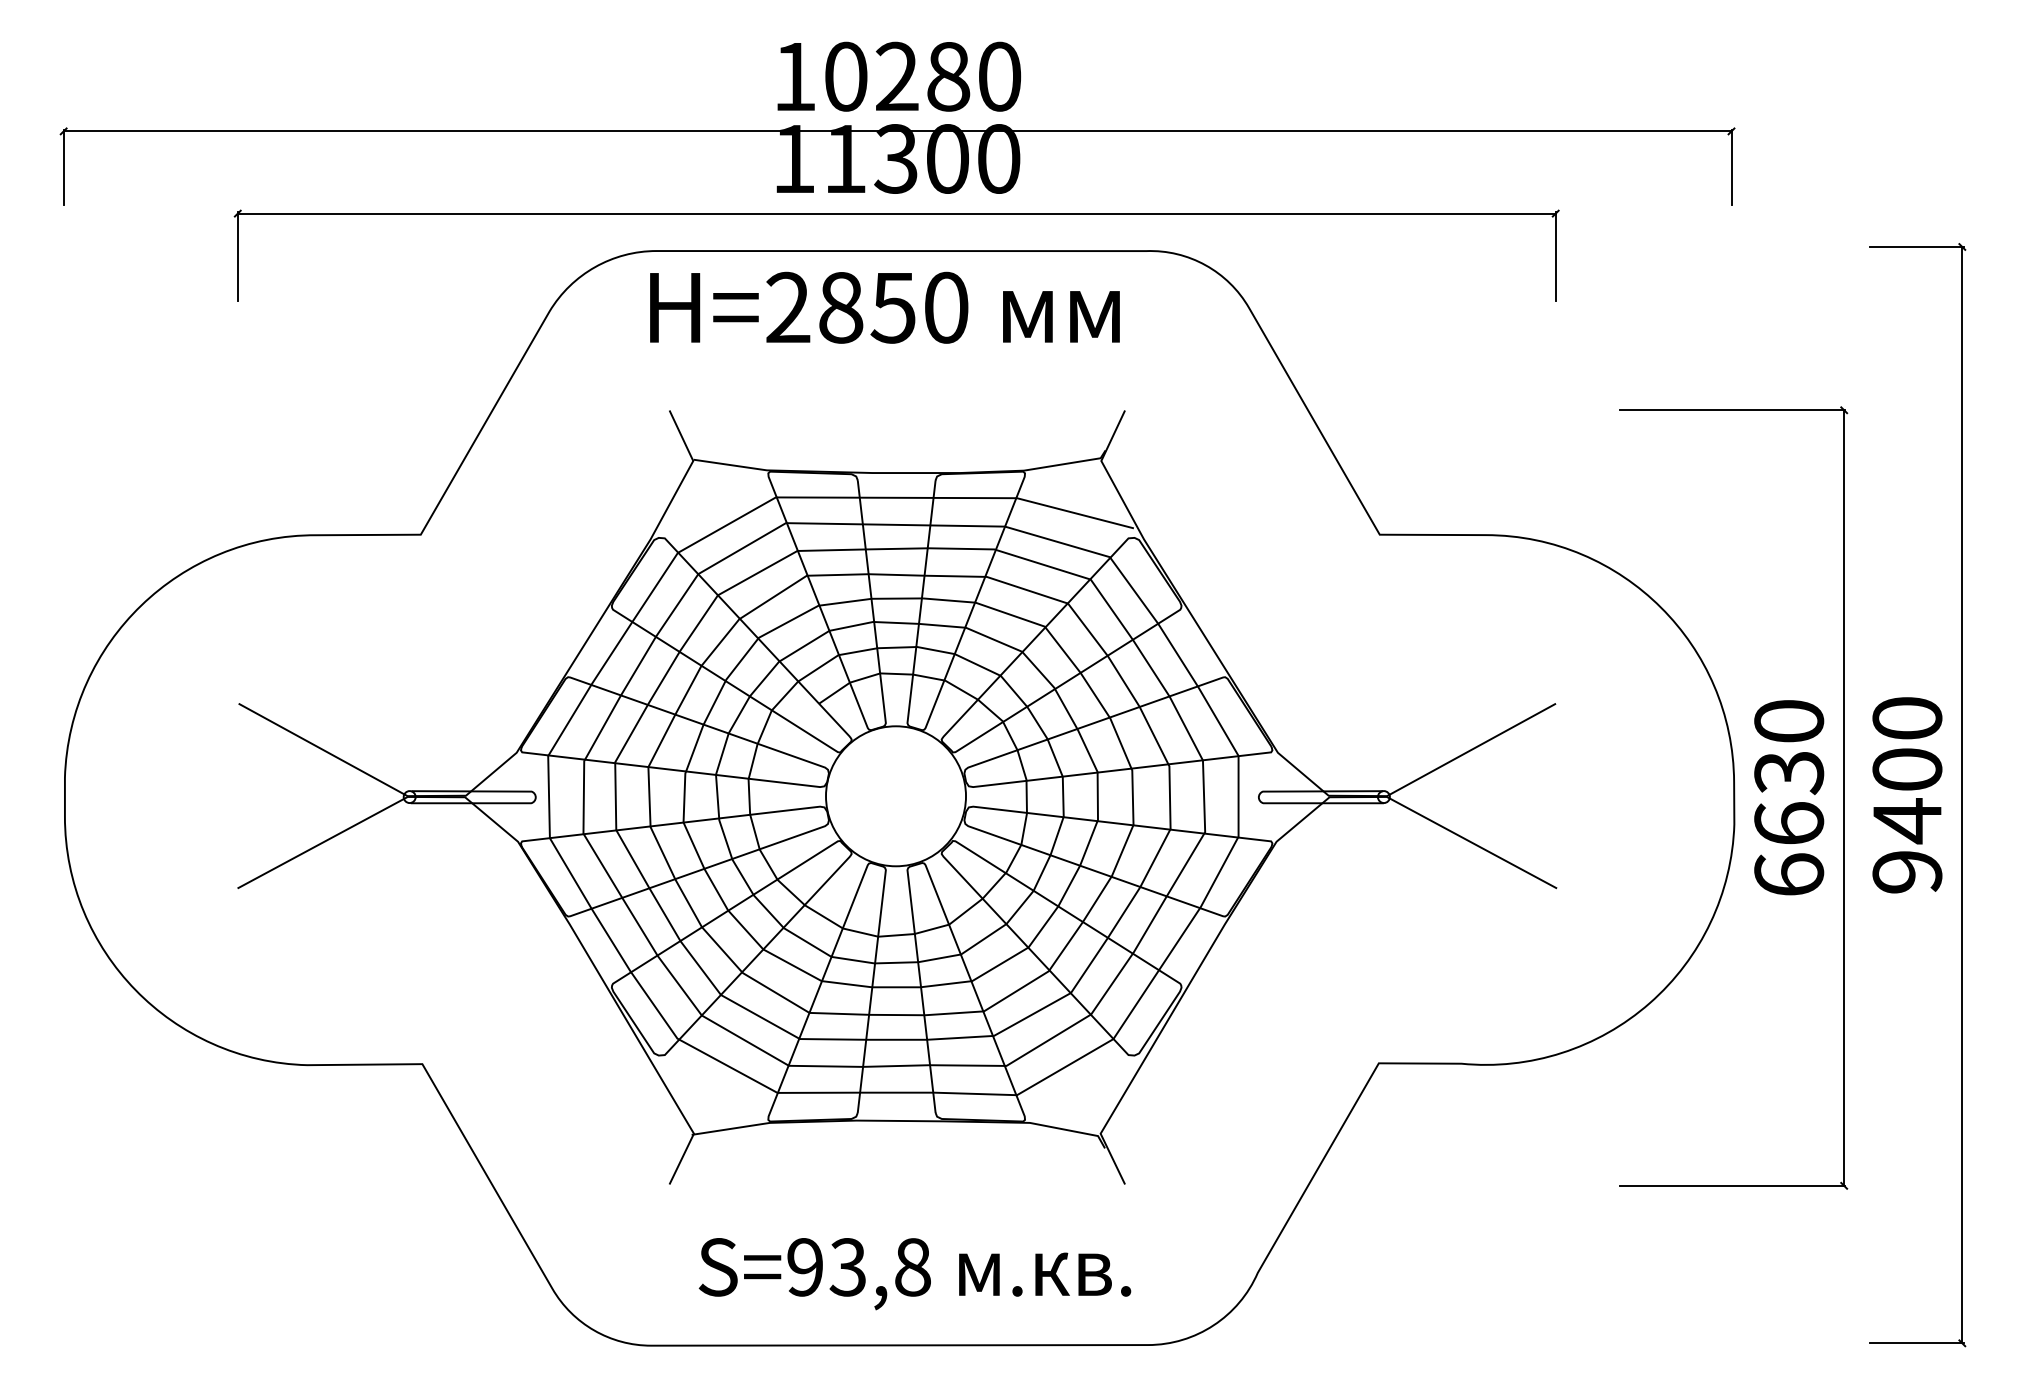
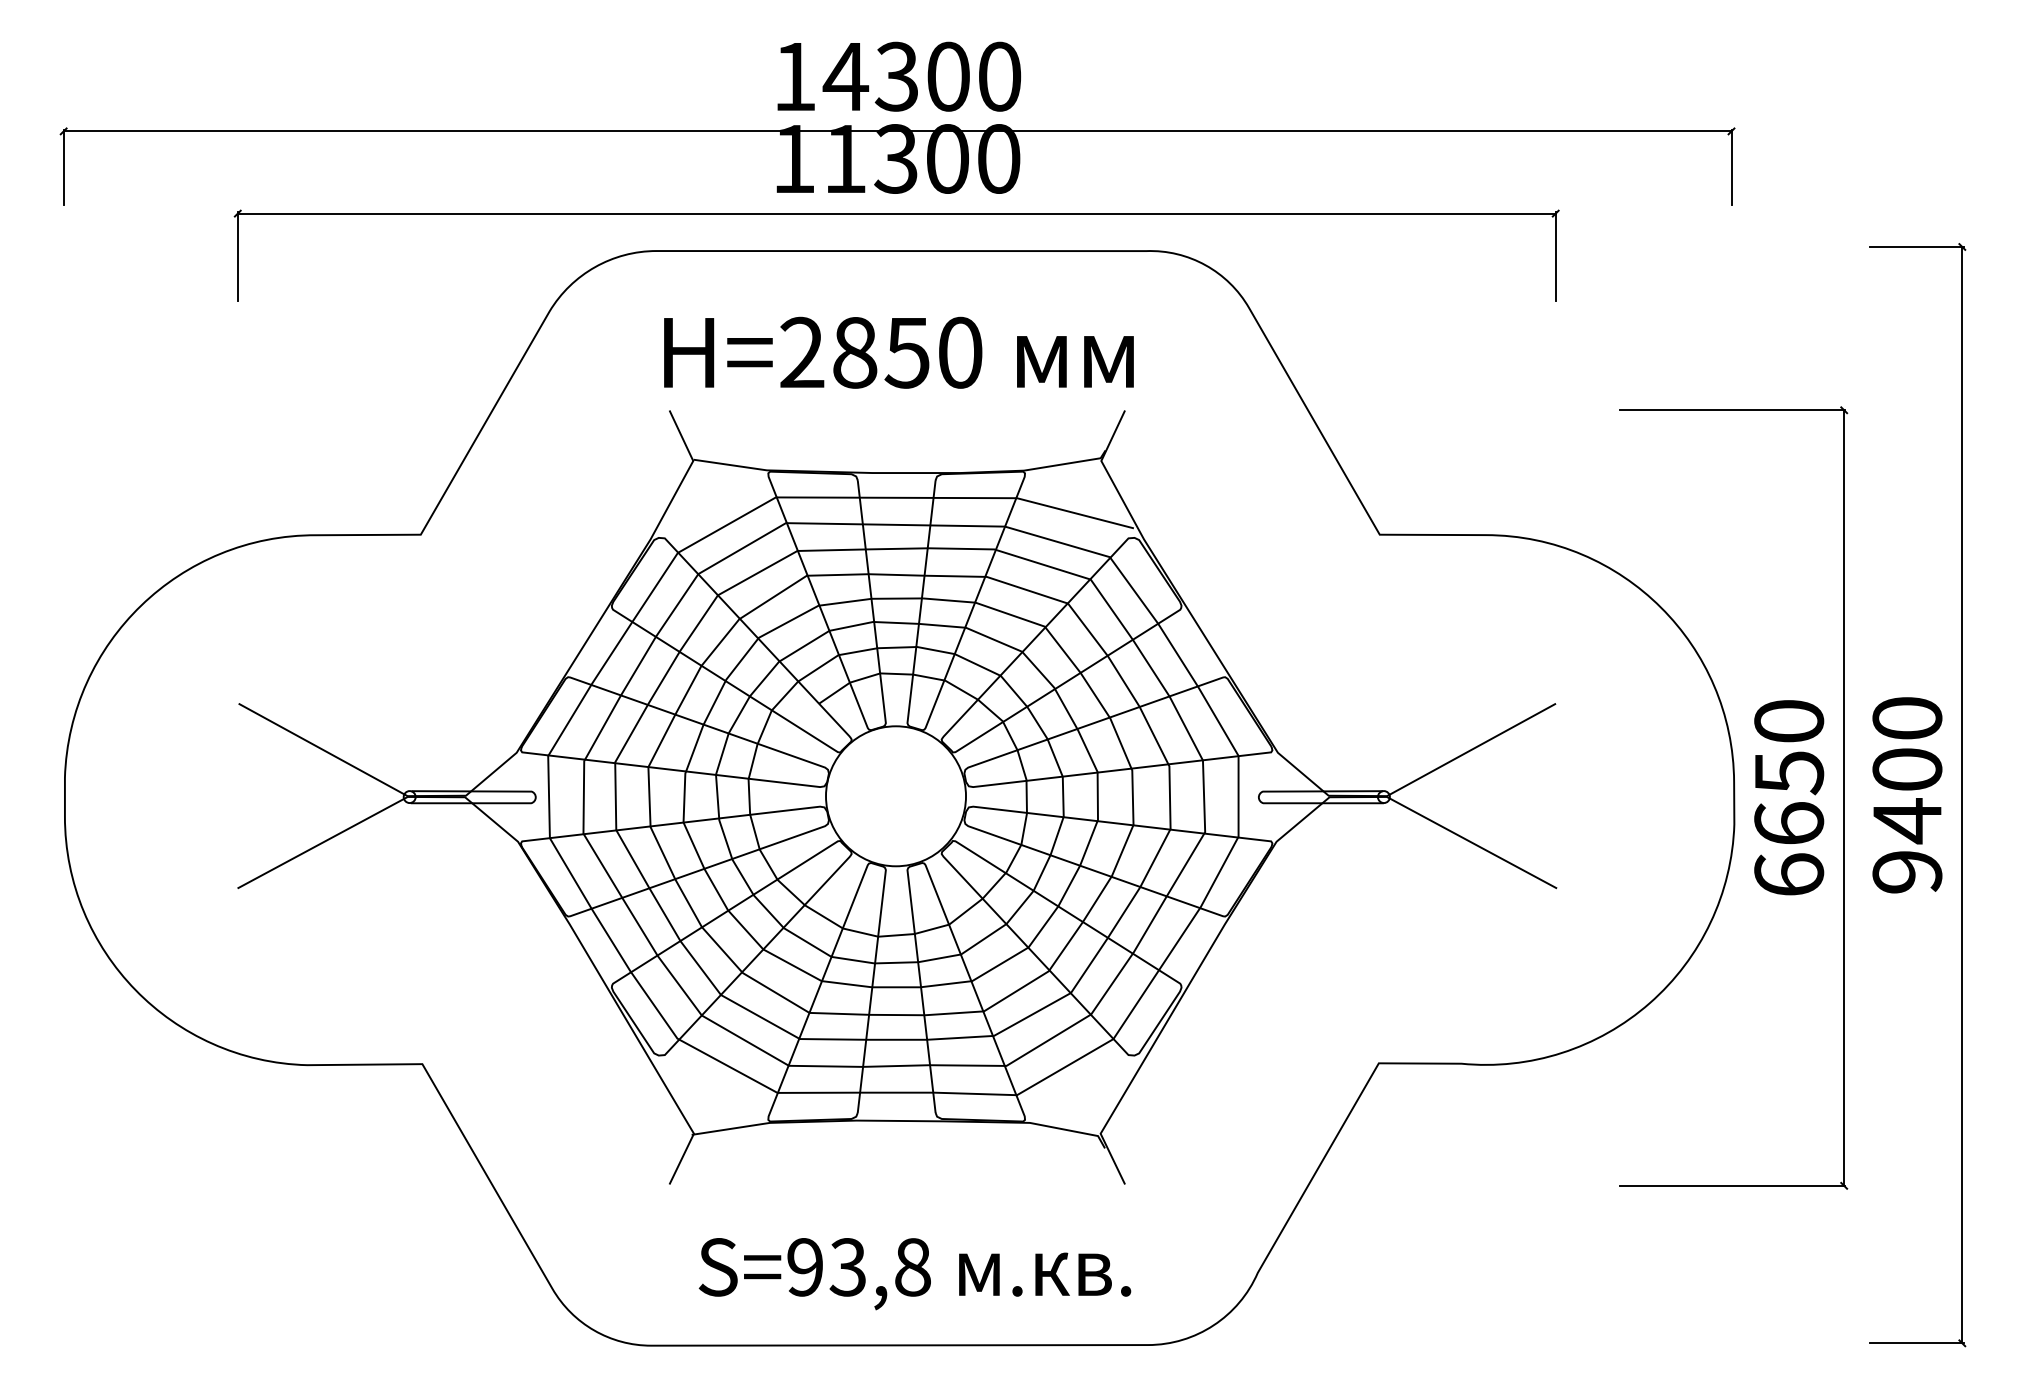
text: 10280 -> 14300 (896, 76)
text position: (884, 307) -> (898, 352) (898, 352)
text: 6630 -> 6650 (1788, 773)
